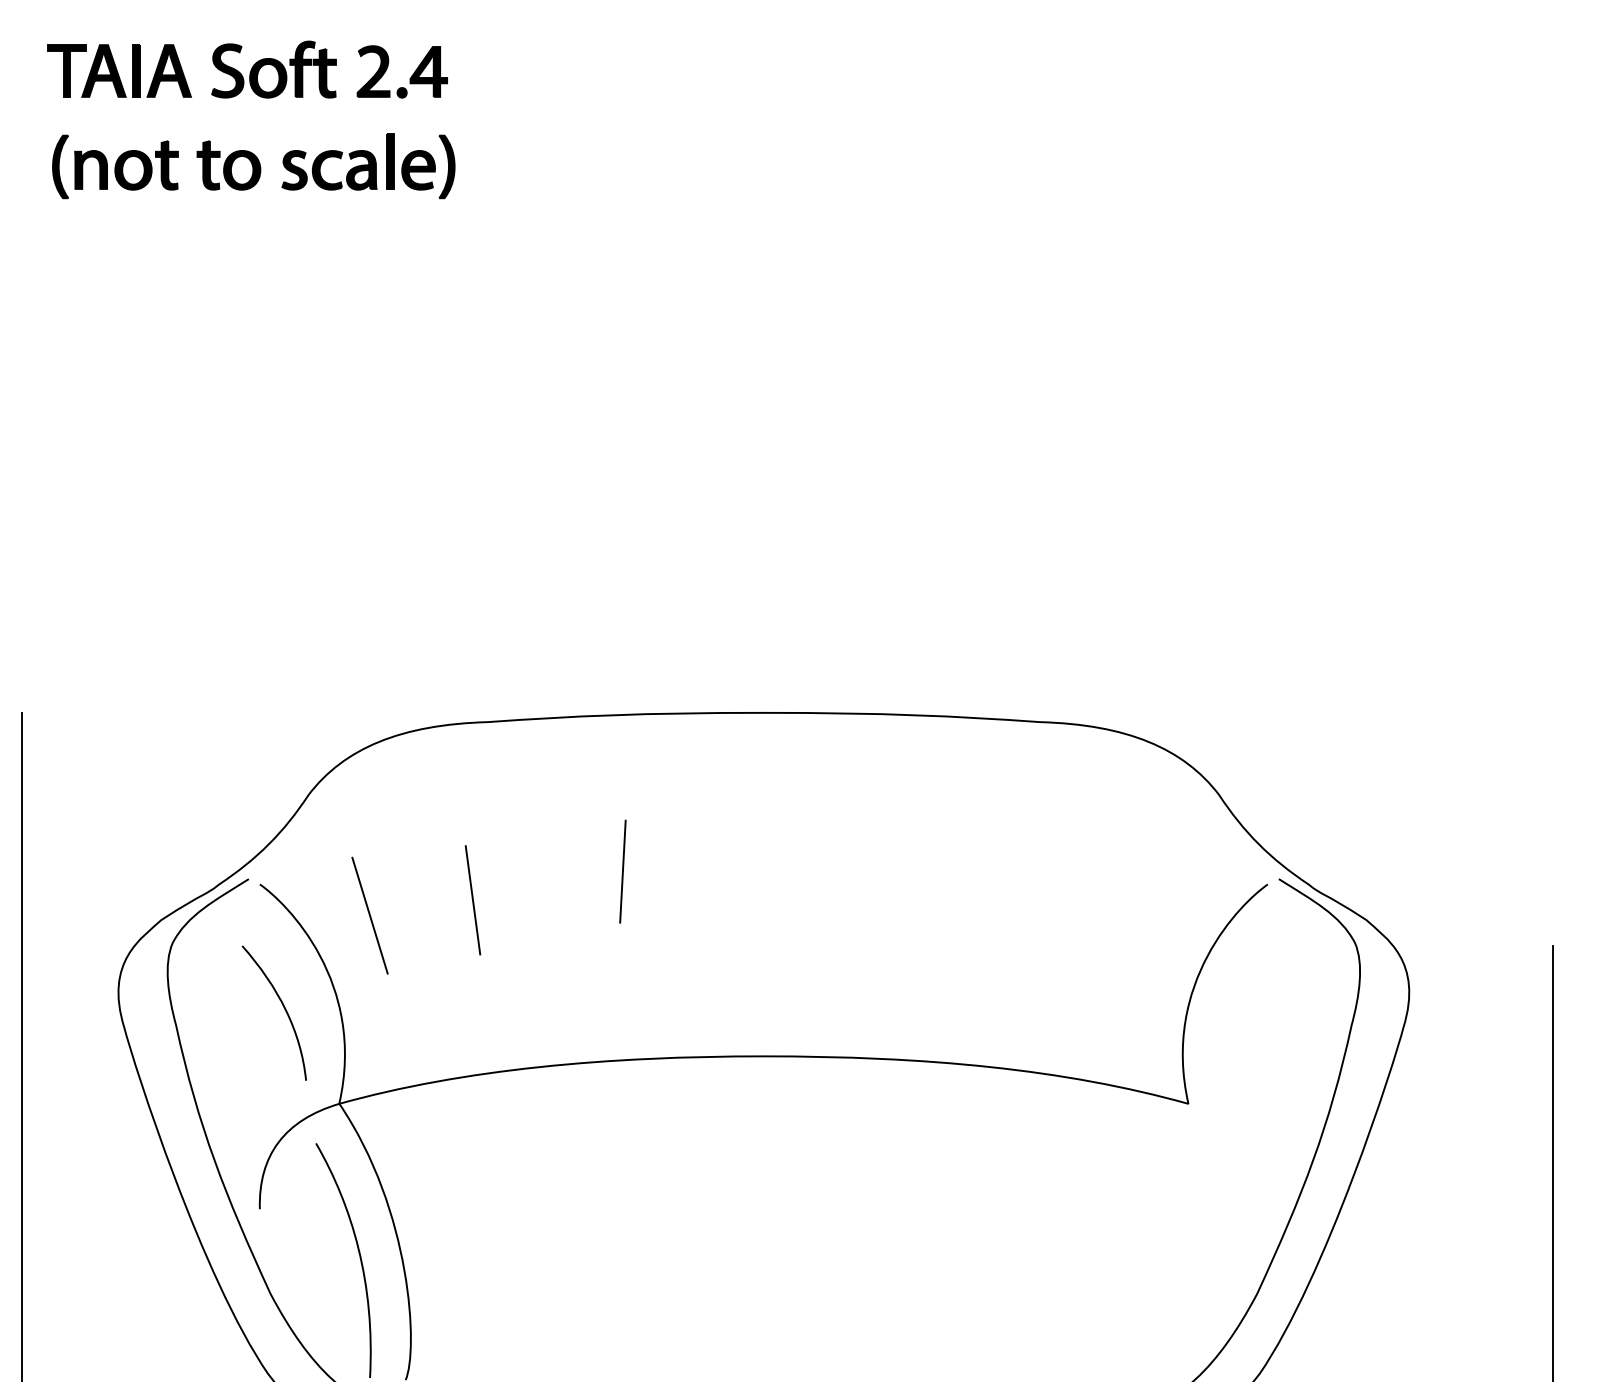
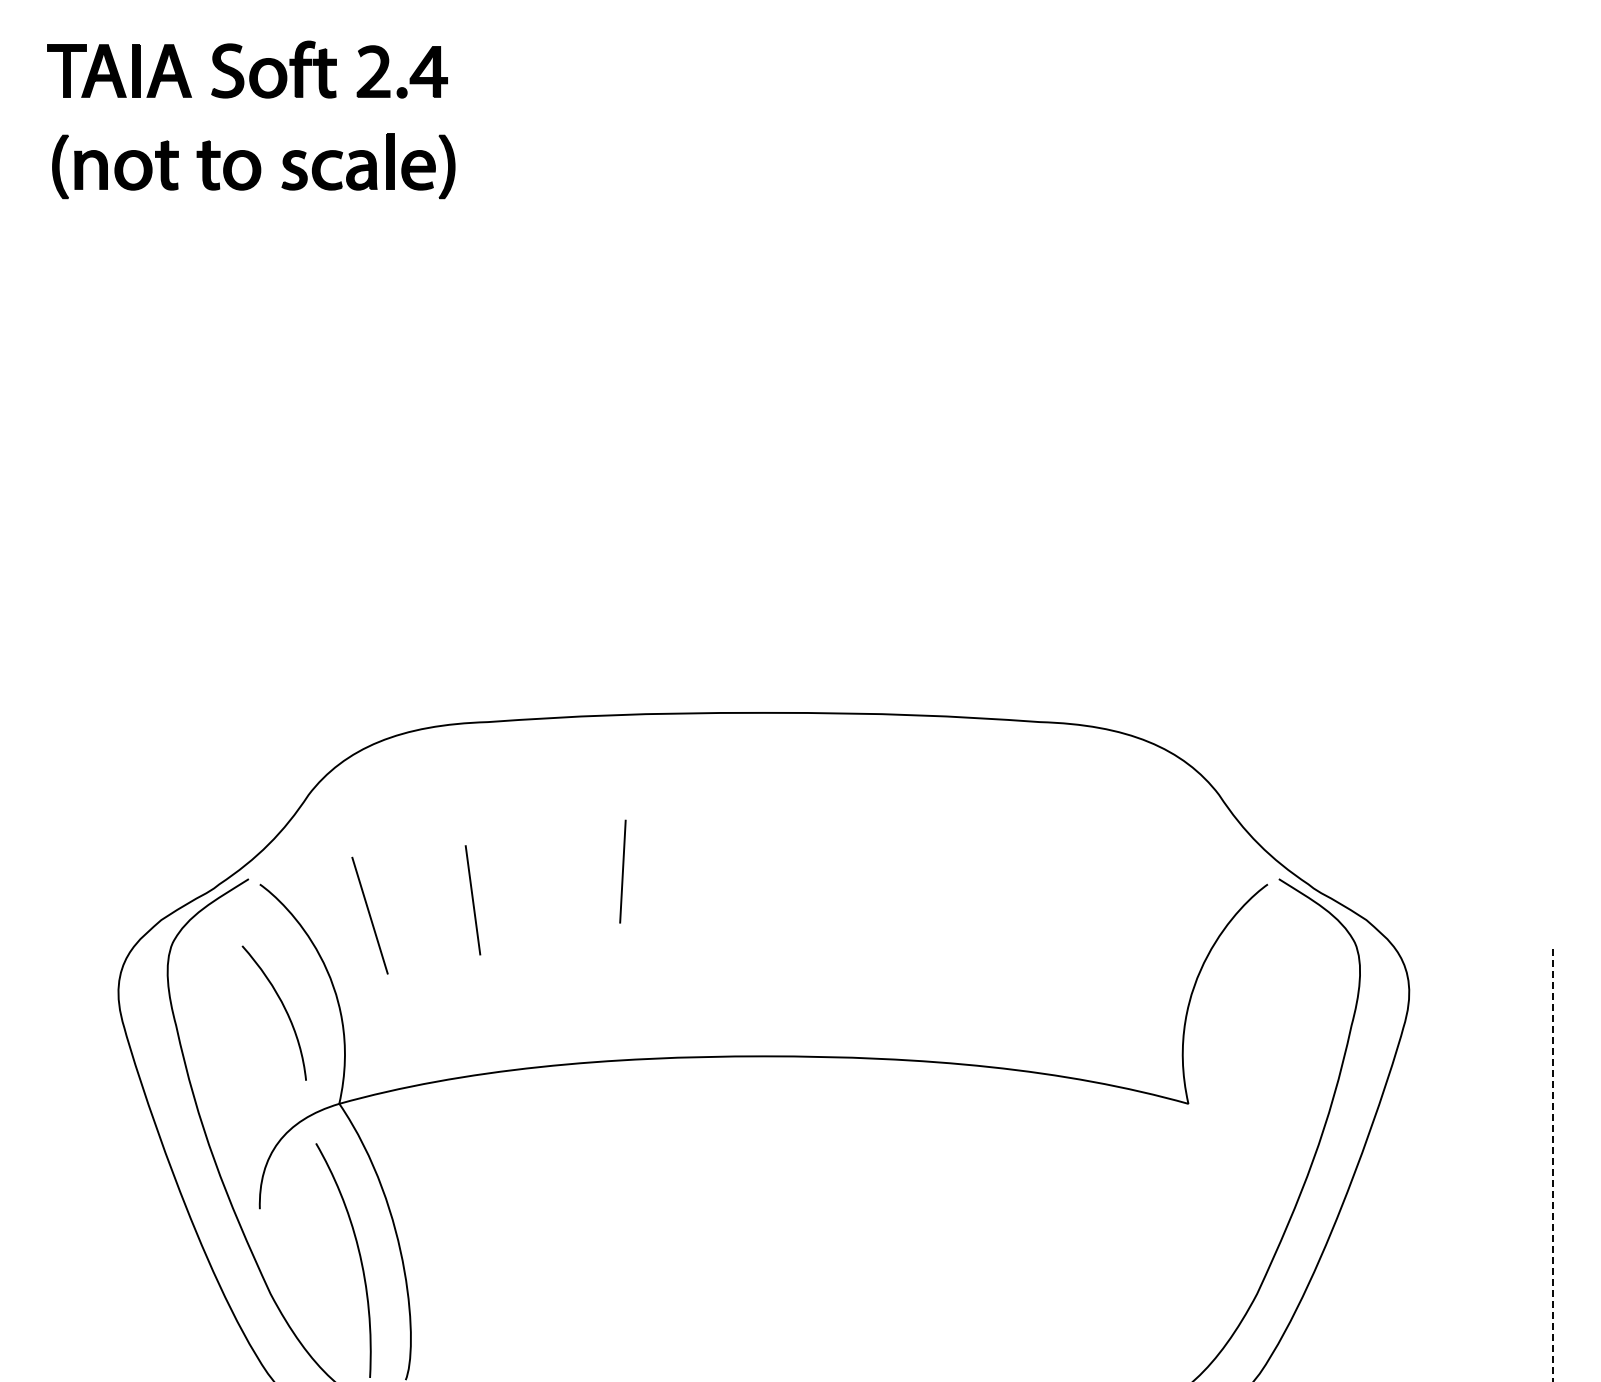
line: present -> none (22, 1045)
line: solid -> dashed (1552, 1163)
